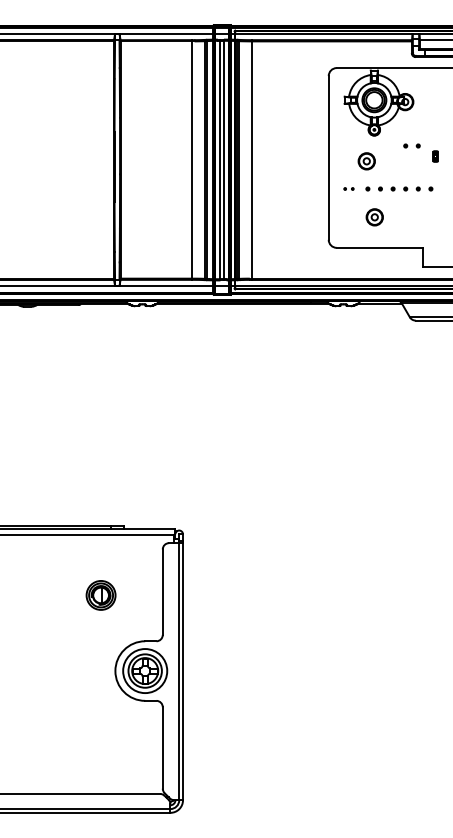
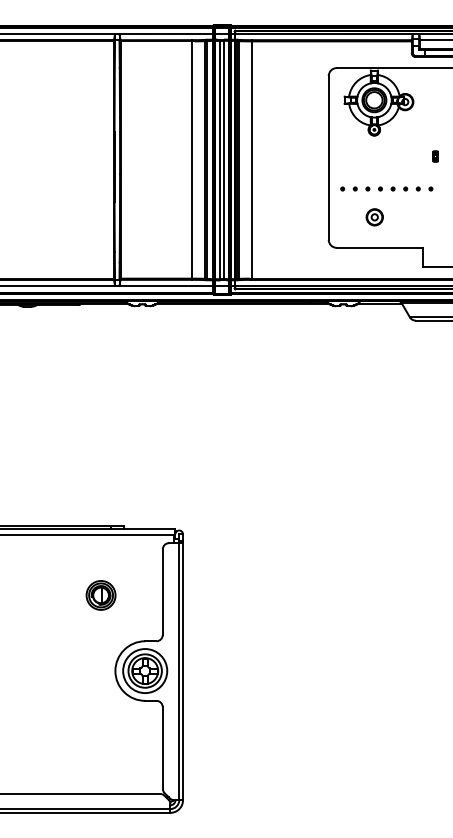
part: present -> none (411, 145)
part: present -> none (366, 161)
part size: 12x4 px -> 18x6 px (348, 188)
